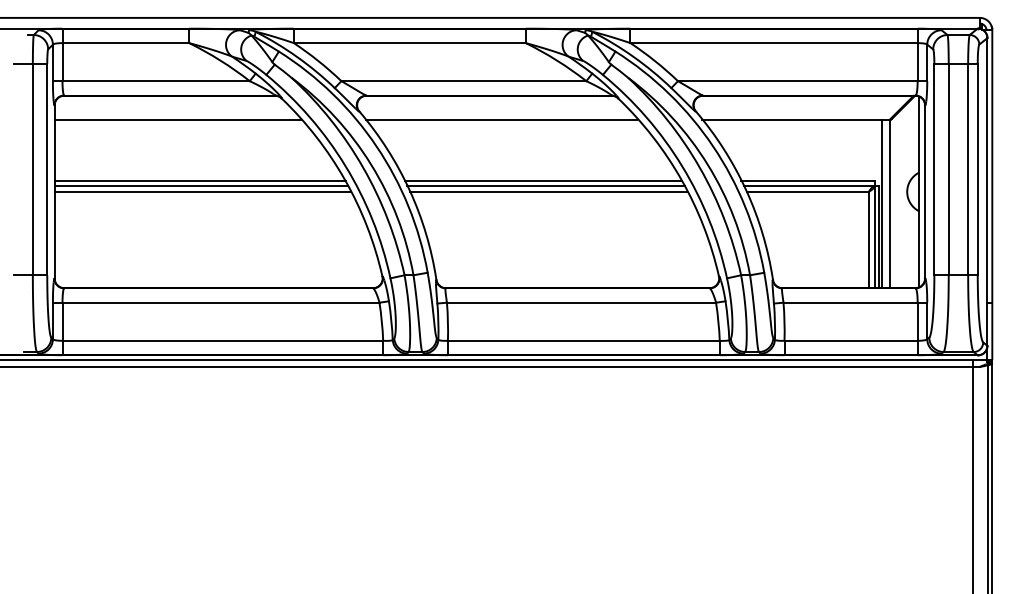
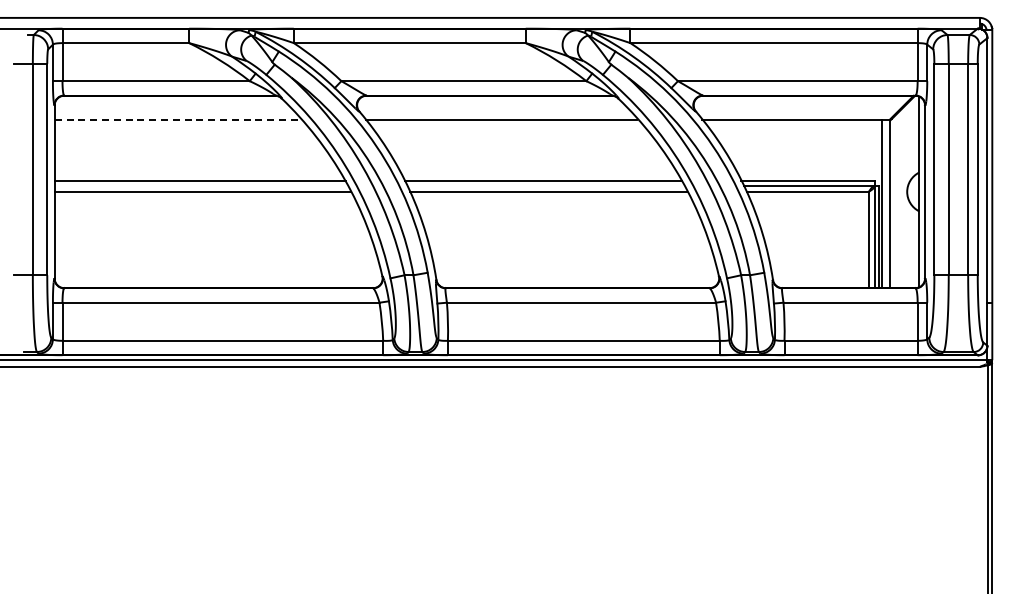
line: solid -> dashed (178, 119)
line: present -> none (200, 186)
line: present -> none (545, 186)
line: present -> none (973, 475)
